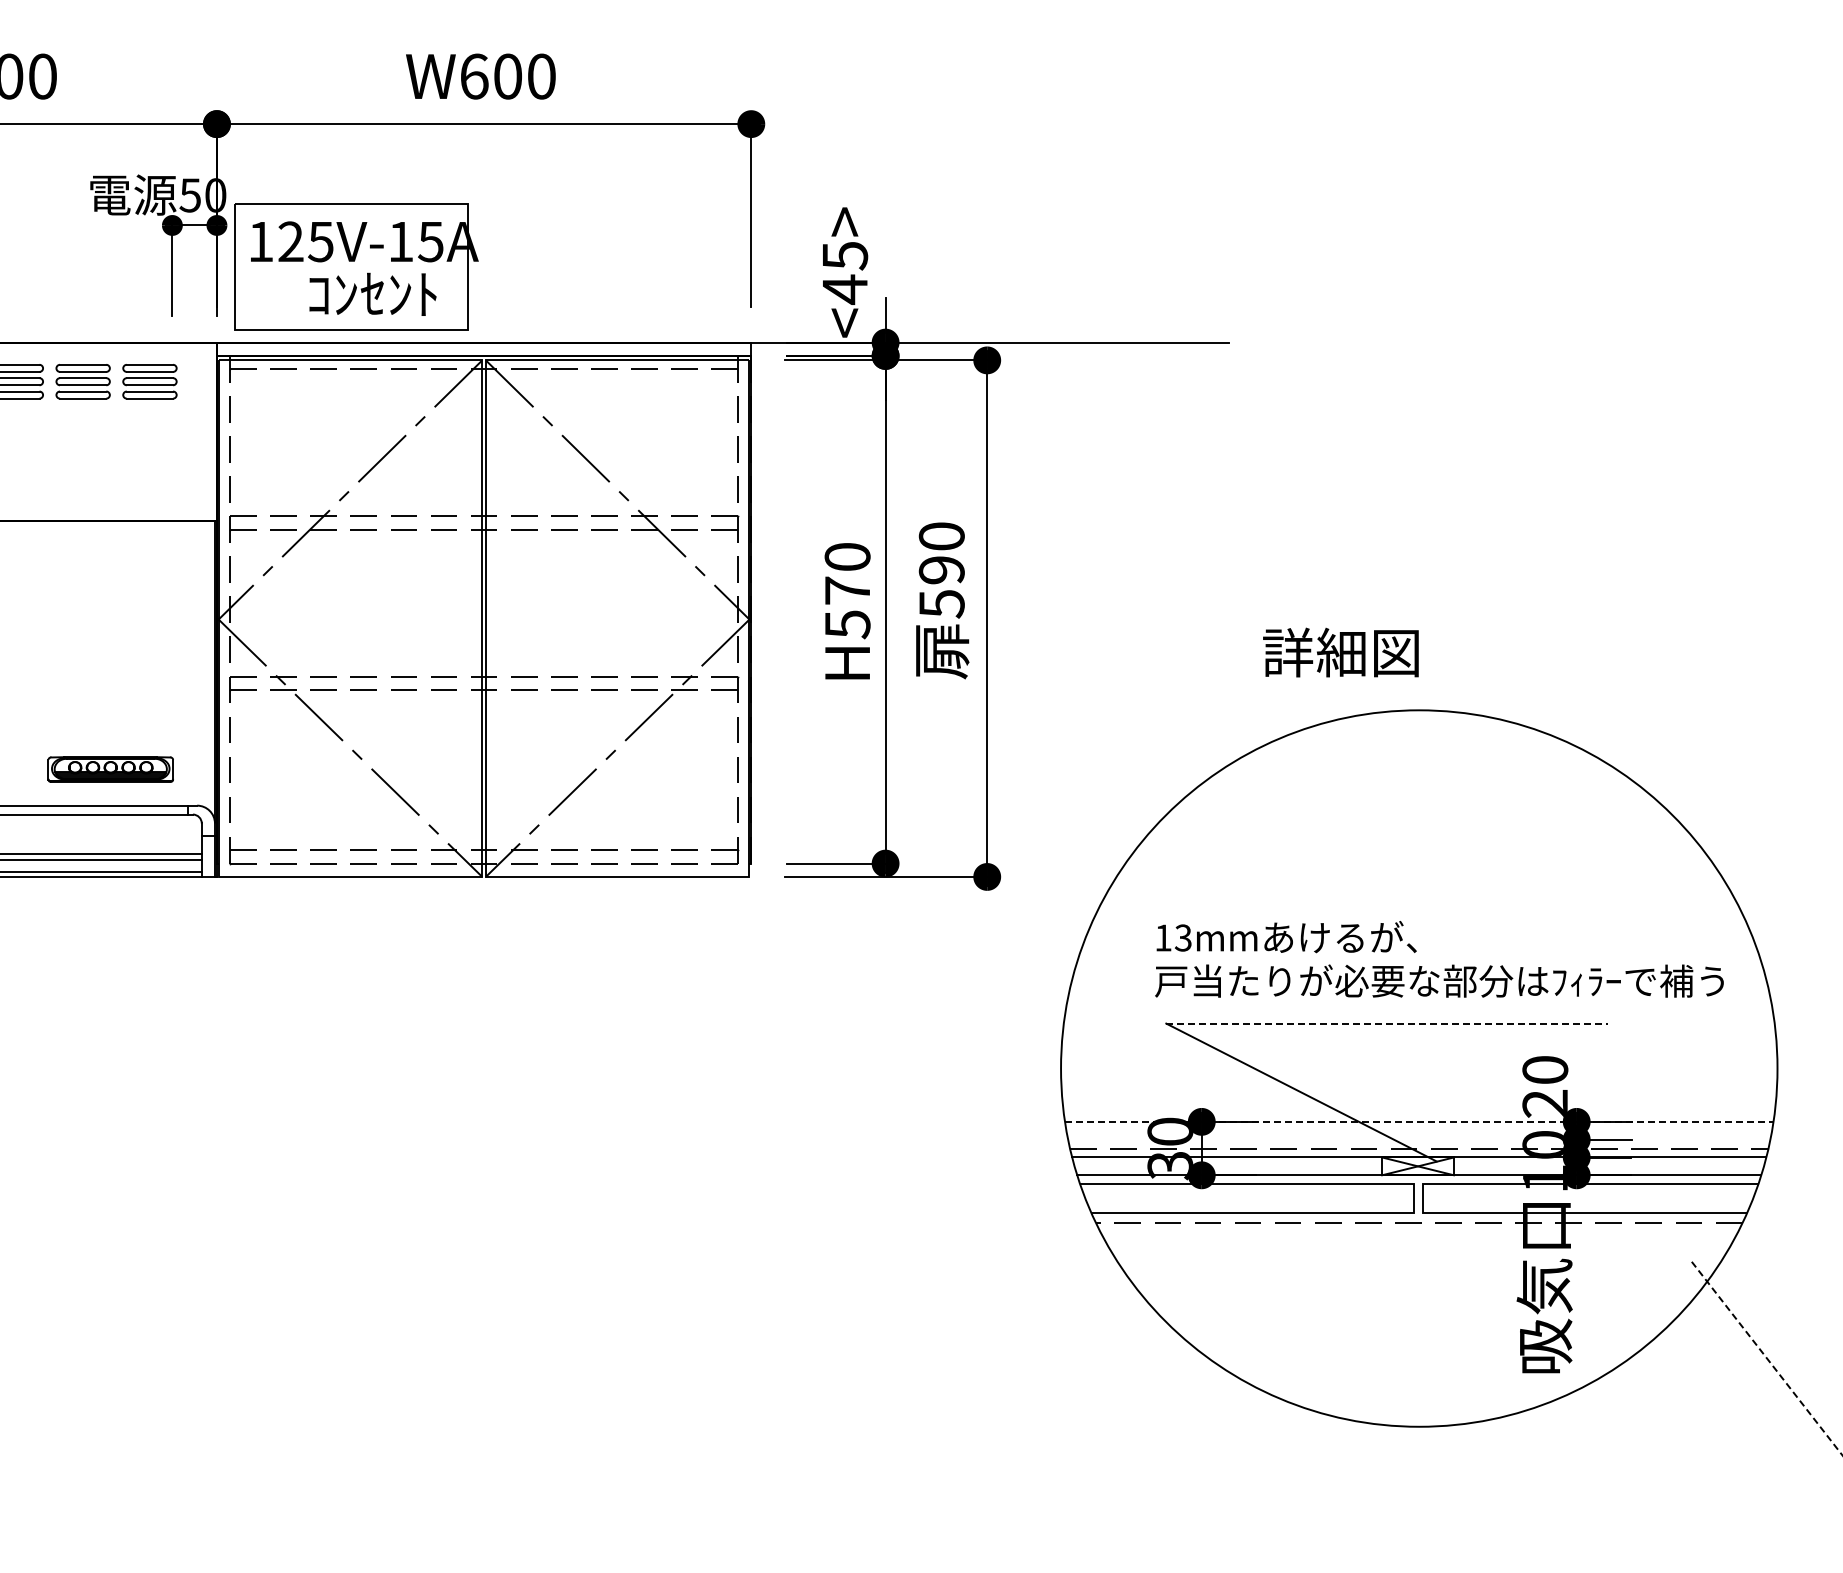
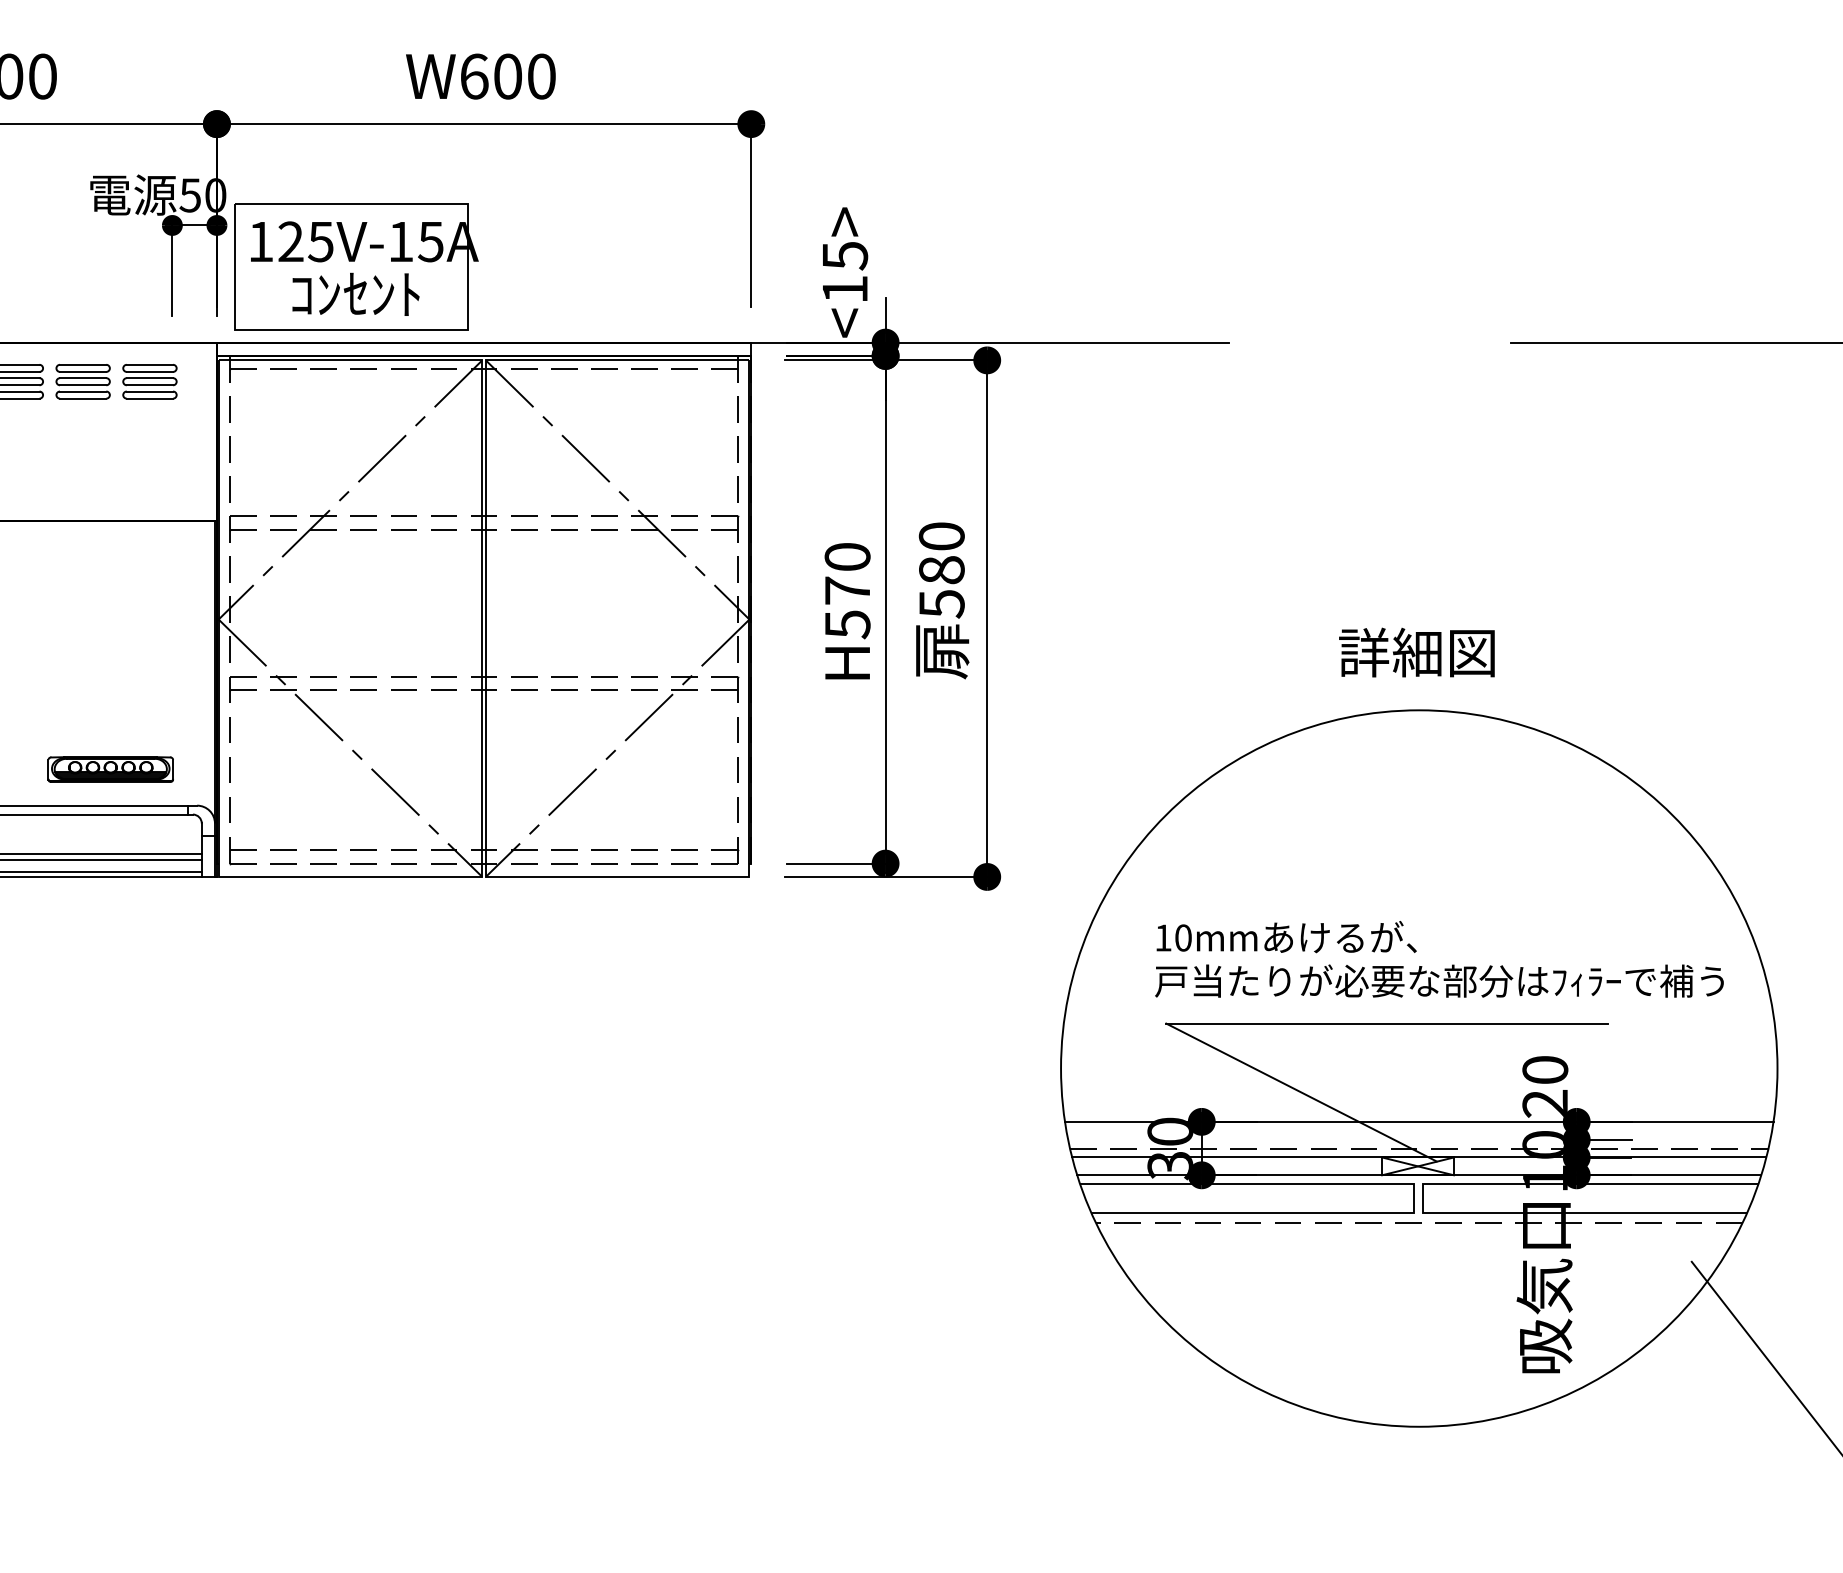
text: <45> -> <15> (845, 289)
text position: (372, 293) -> (355, 293) (355, 293)
line: none -> present (1675, 342)
text: 590 -> 580 (941, 570)
text position: (1340, 652) -> (1416, 652) (1416, 652)
text: 13mm -> 10mm (1182, 937)
line: dashed -> solid (1387, 1023)
line: dashed -> solid (1419, 1121)
line: dashed -> solid (1767, 1358)
